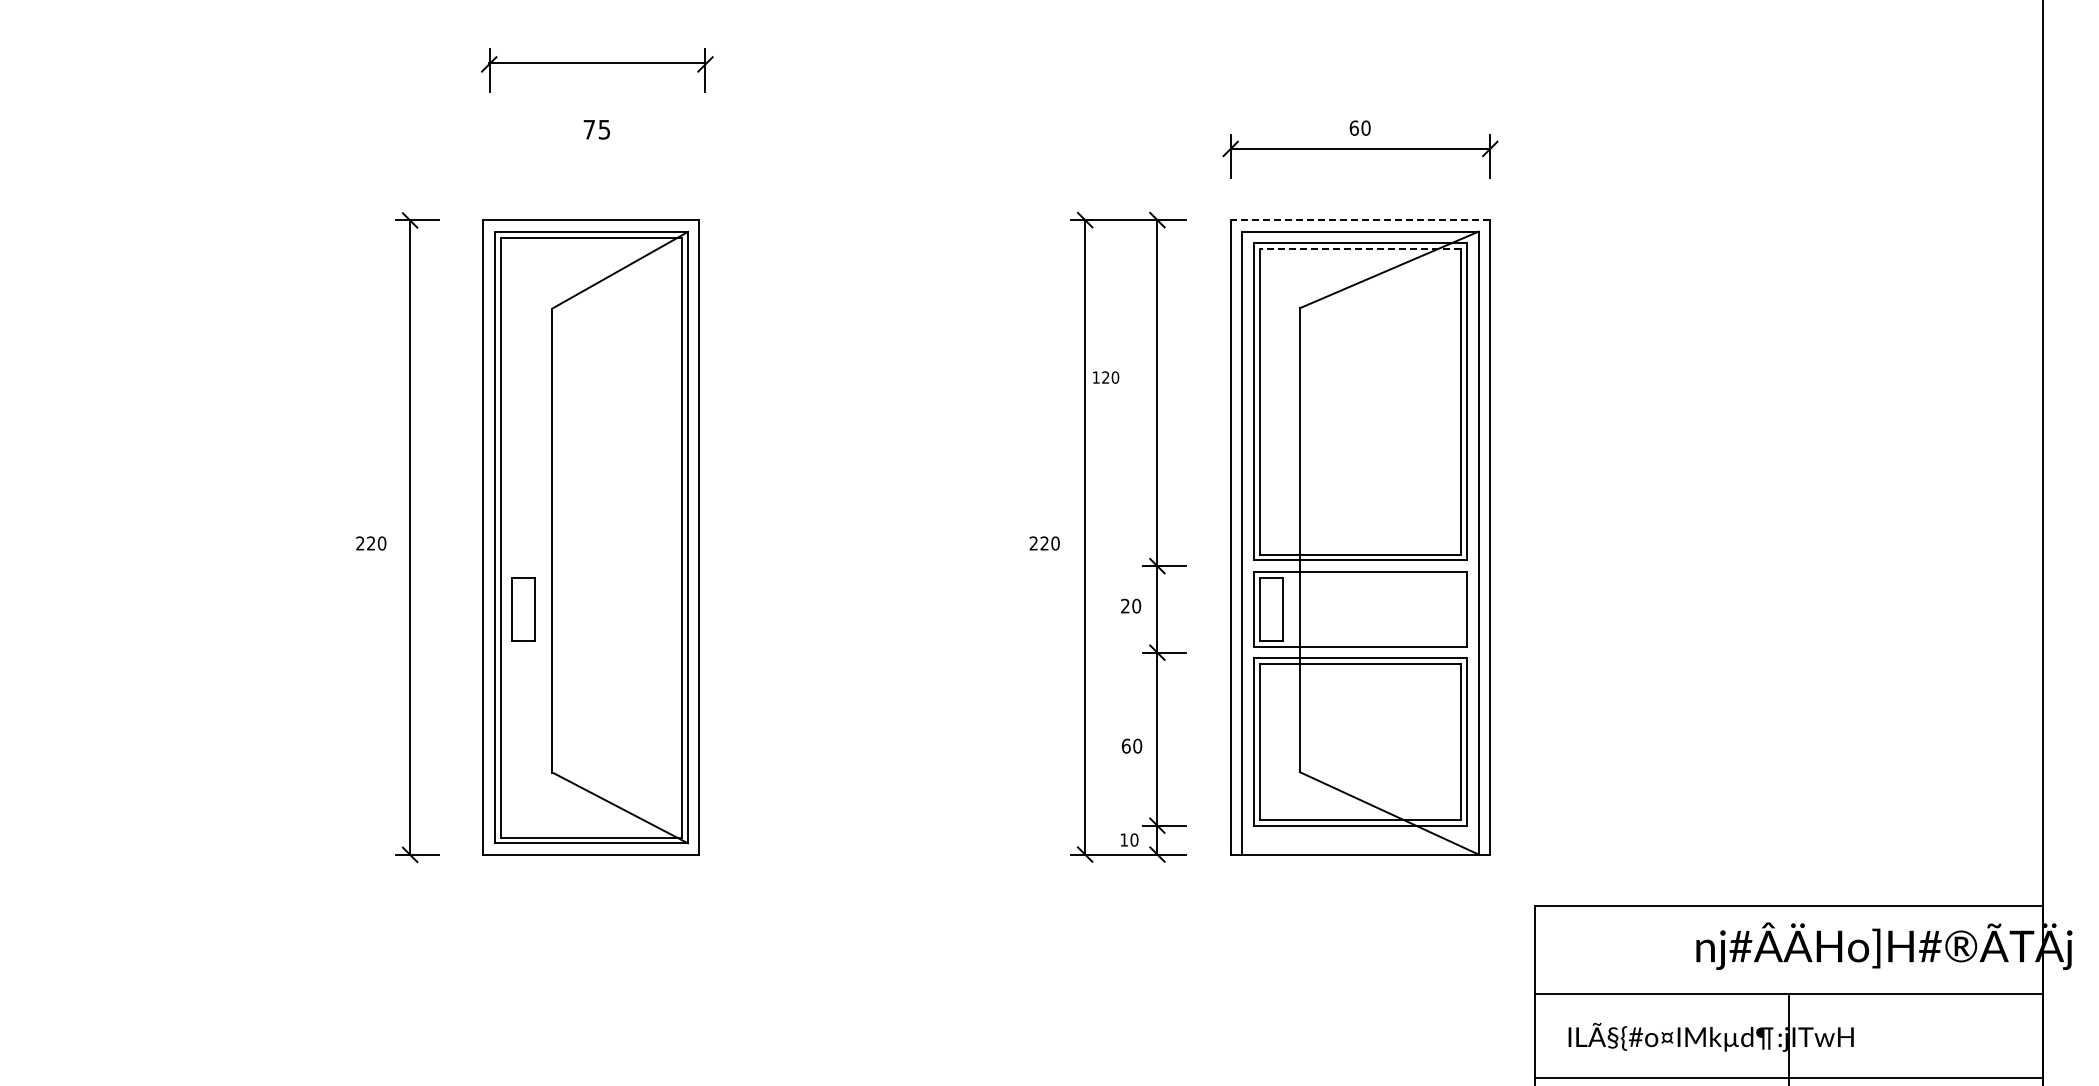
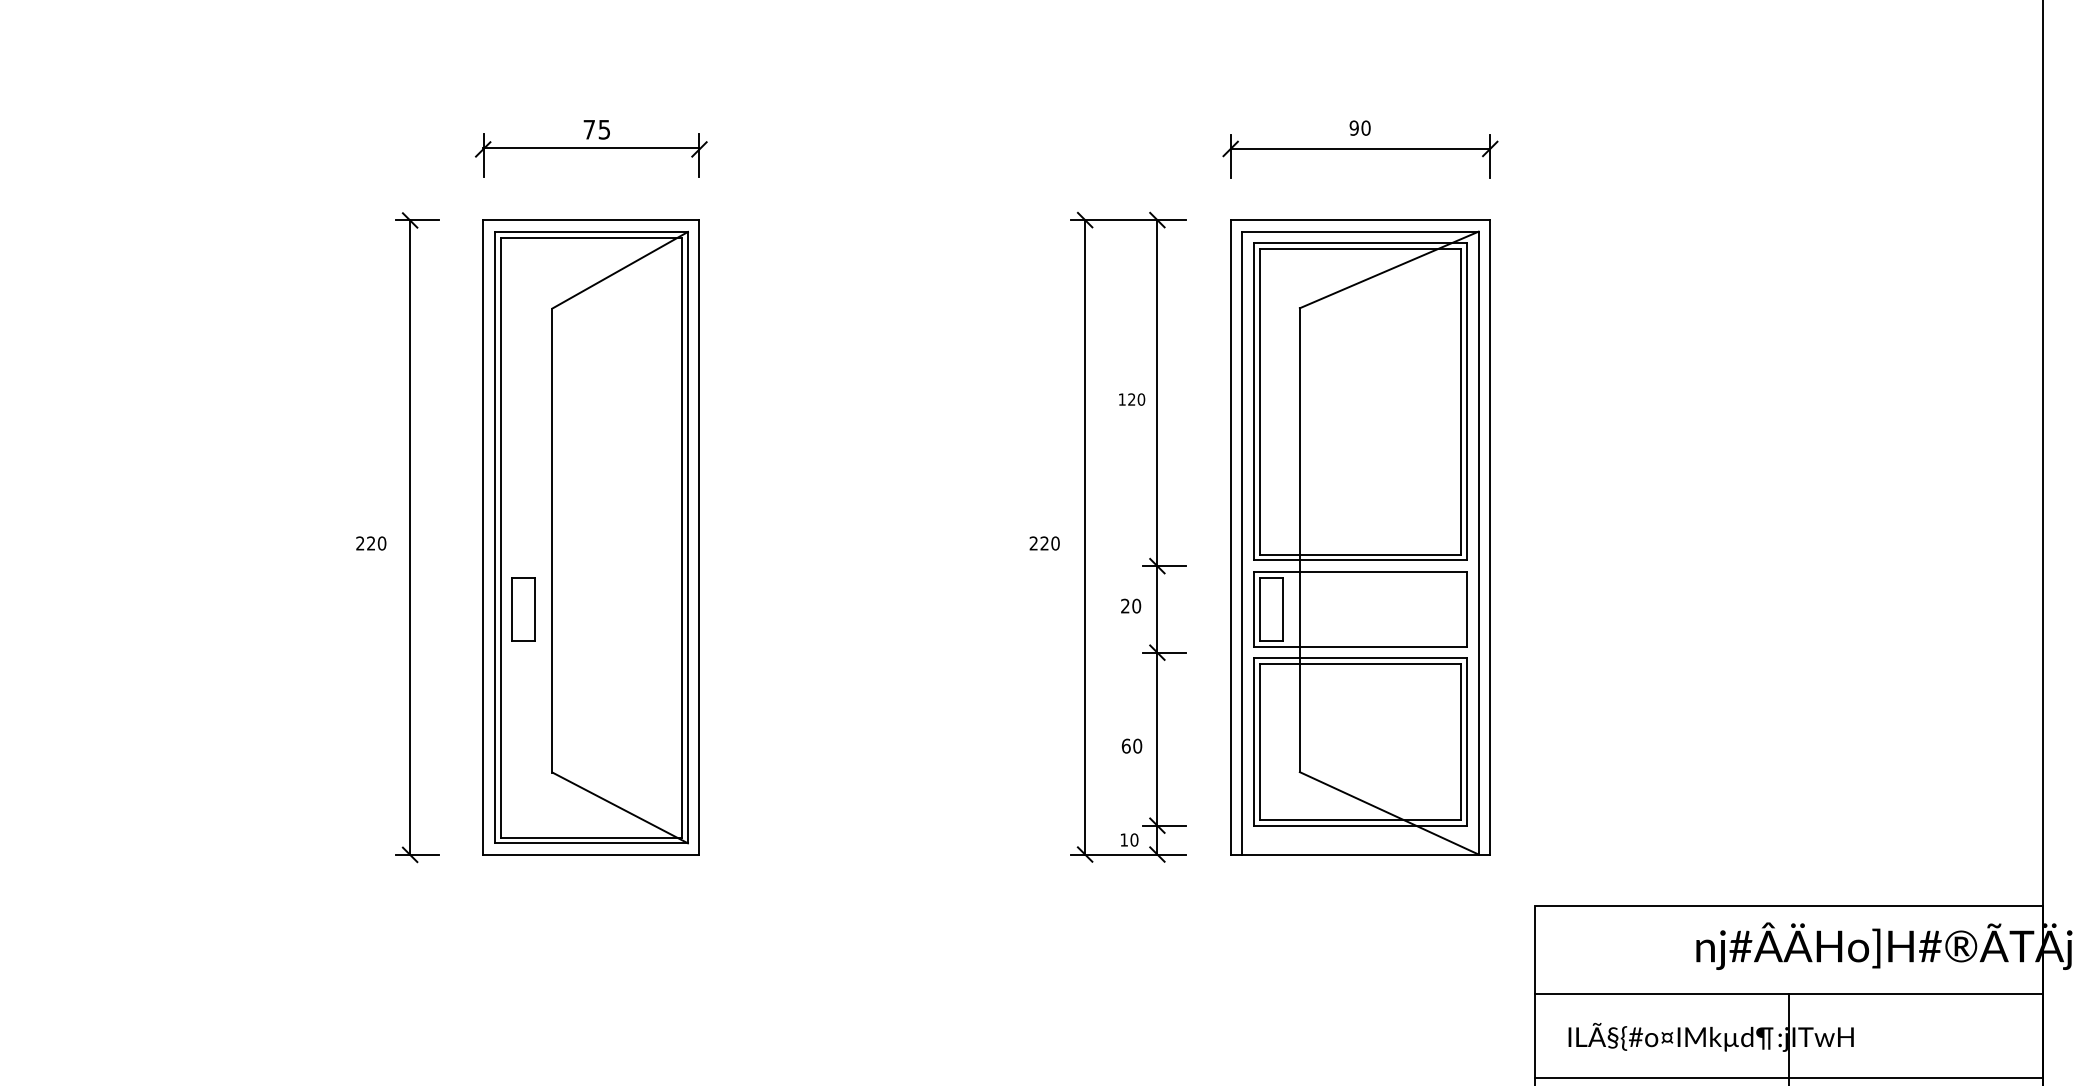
part position: (596, 63) -> (590, 148) (590, 148)
text: 60 -> 90 (1353, 127)
line: dashed -> solid (1360, 220)
line: dashed -> solid (1360, 248)
text position: (1106, 377) -> (1132, 399) (1132, 399)
